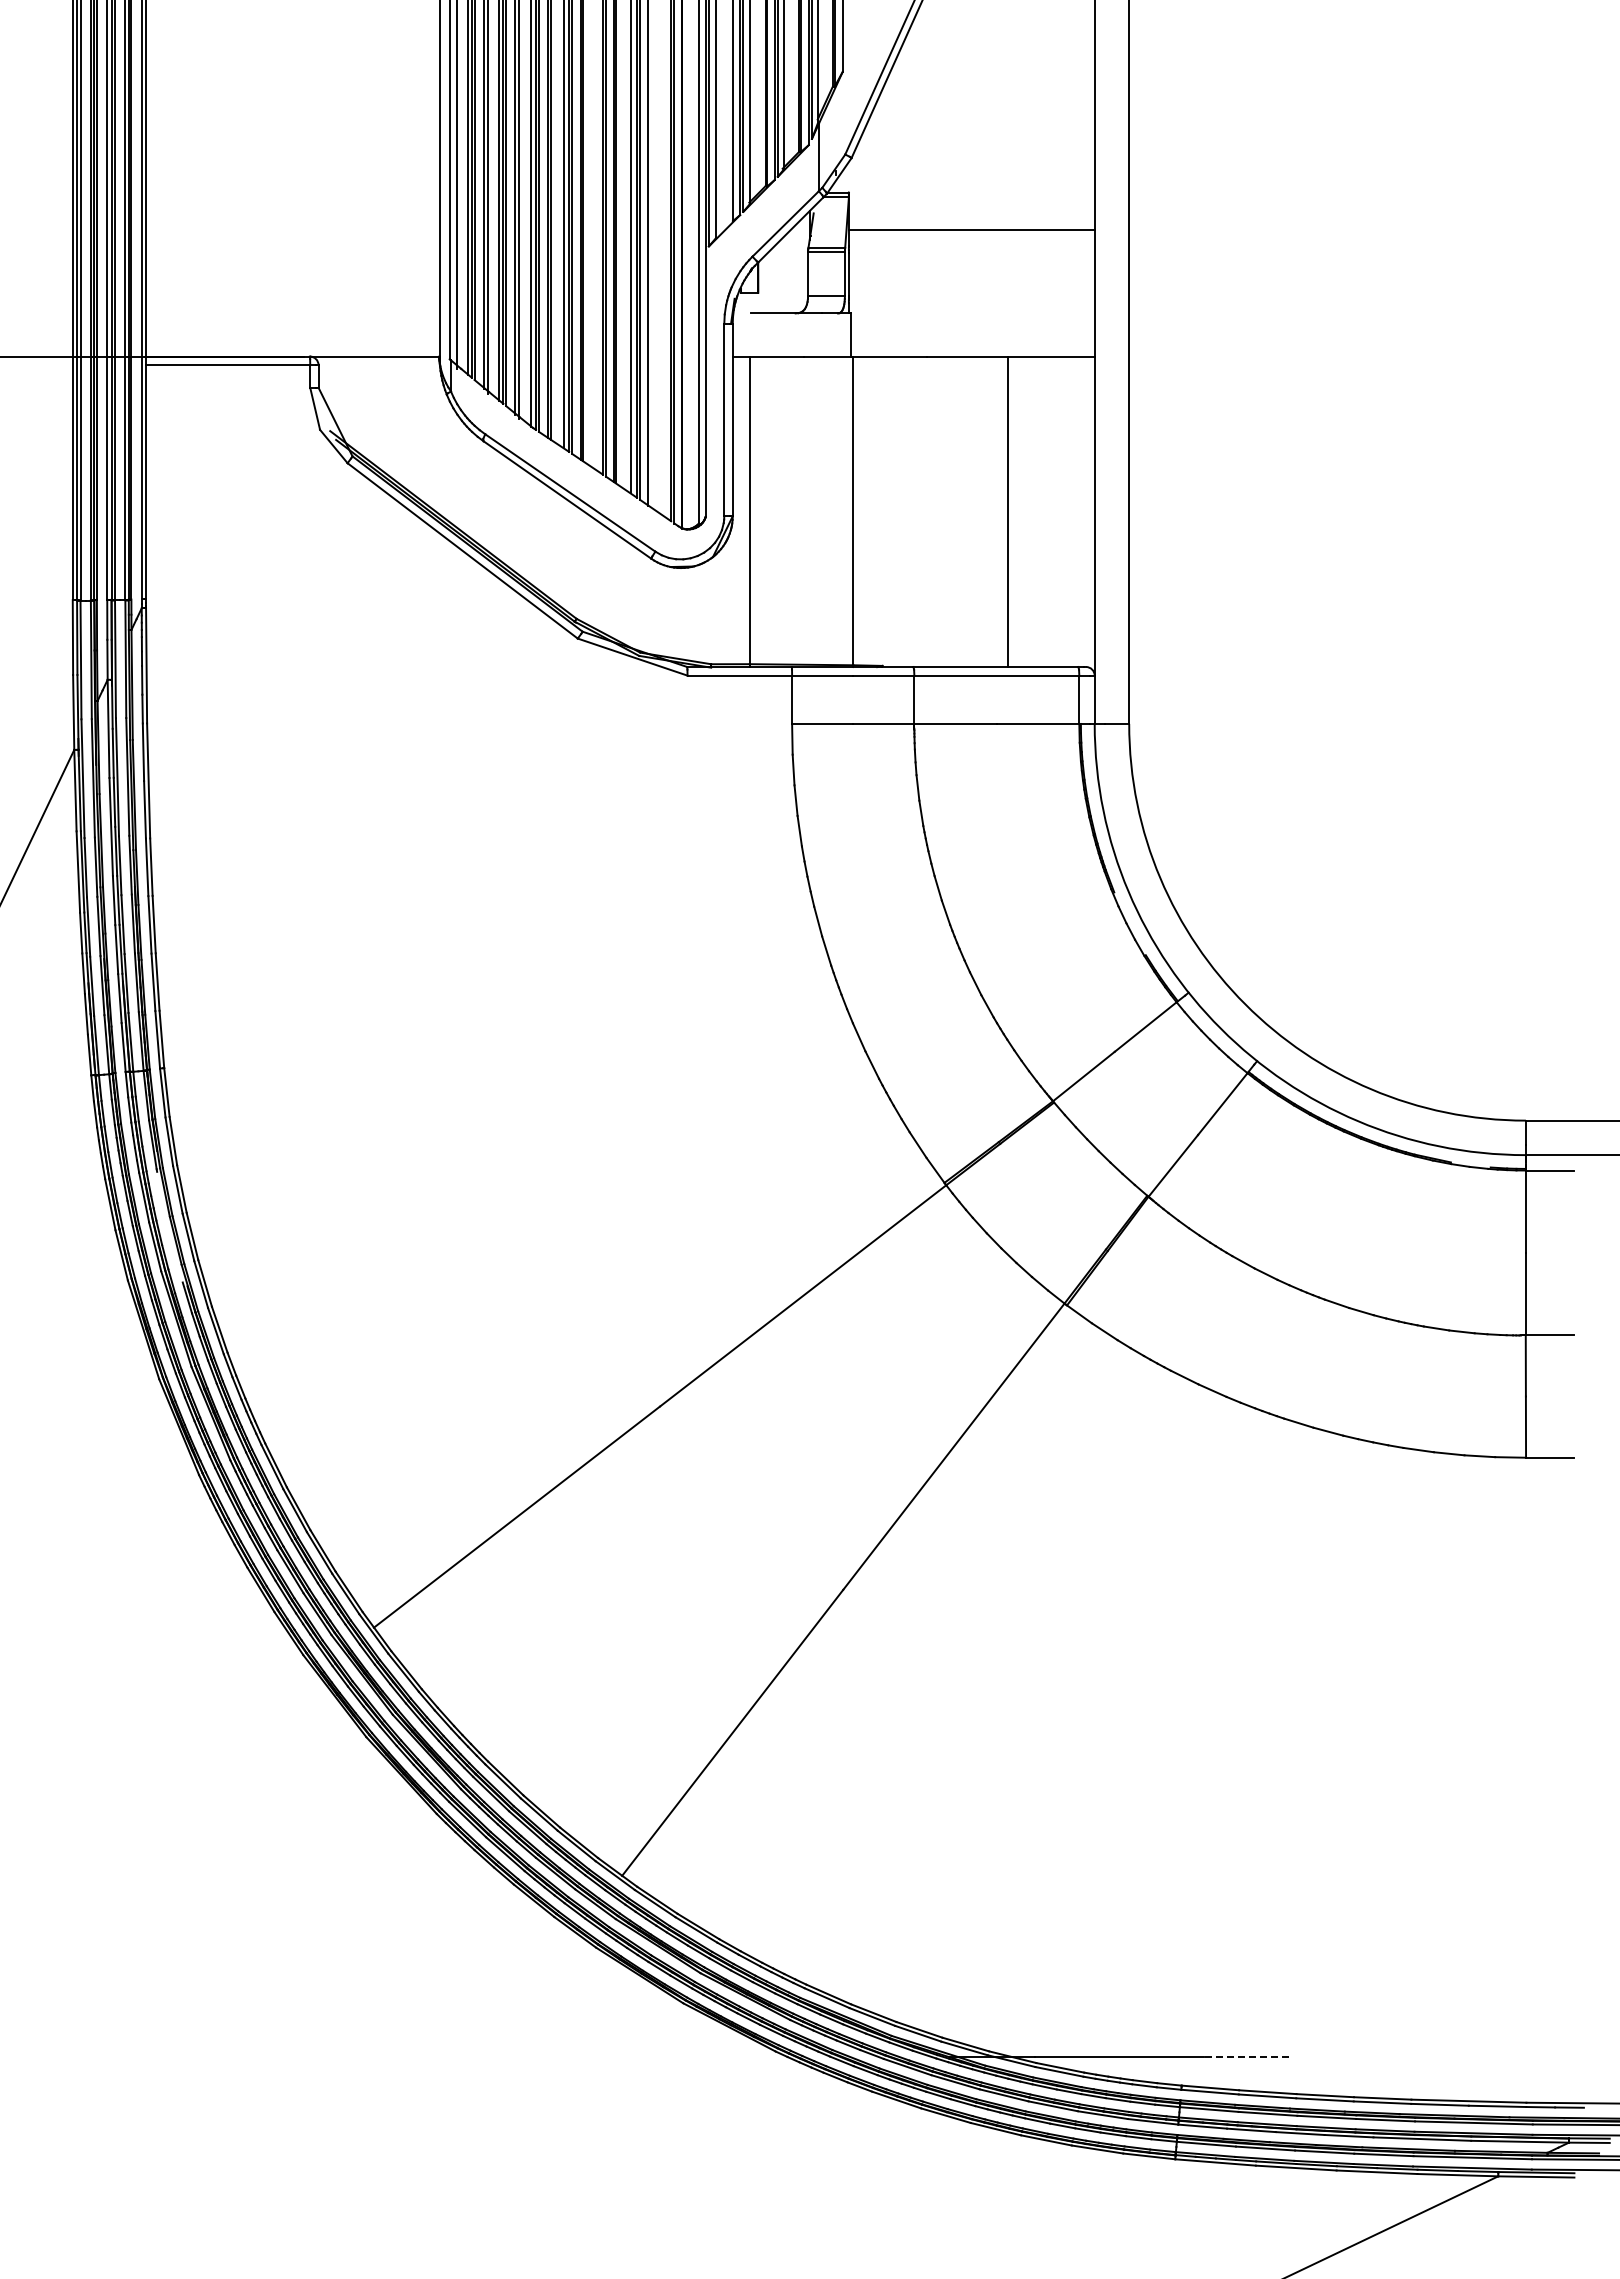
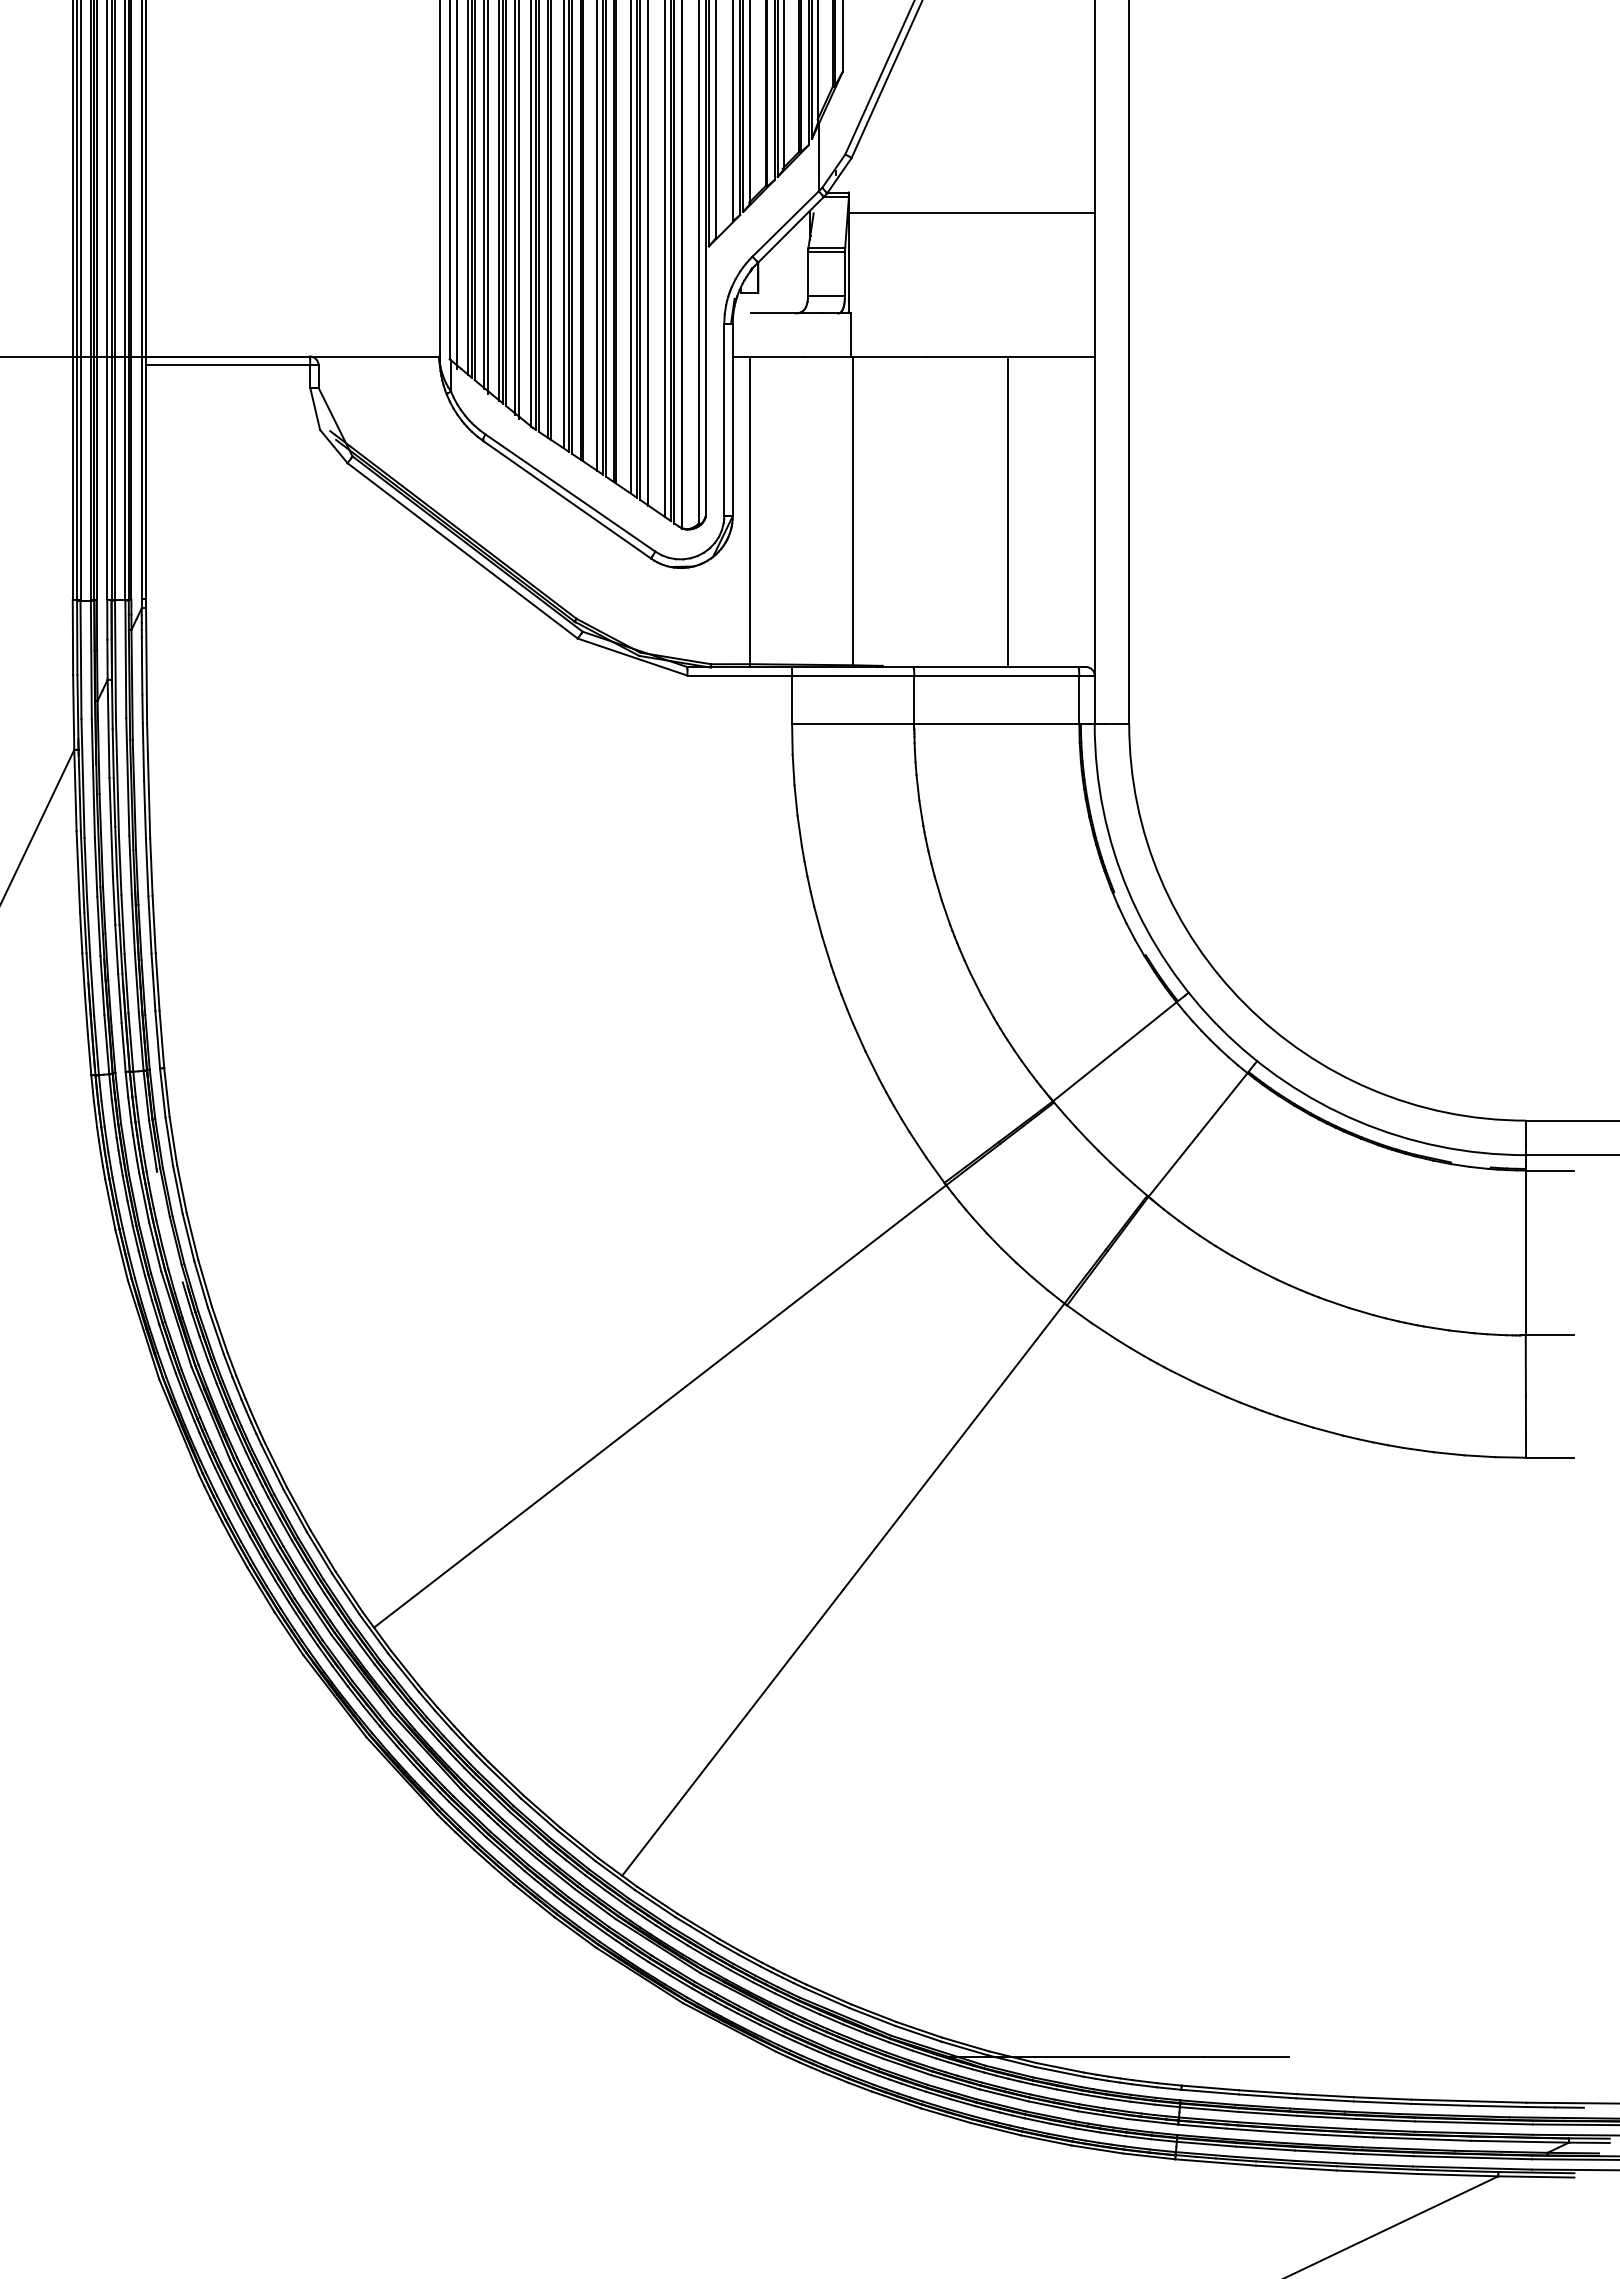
line position: (971, 230) -> (971, 213) (971, 213)
line: none -> present (597, 236)
line: none -> present (664, 259)
line: dashed -> solid (1246, 2057)
